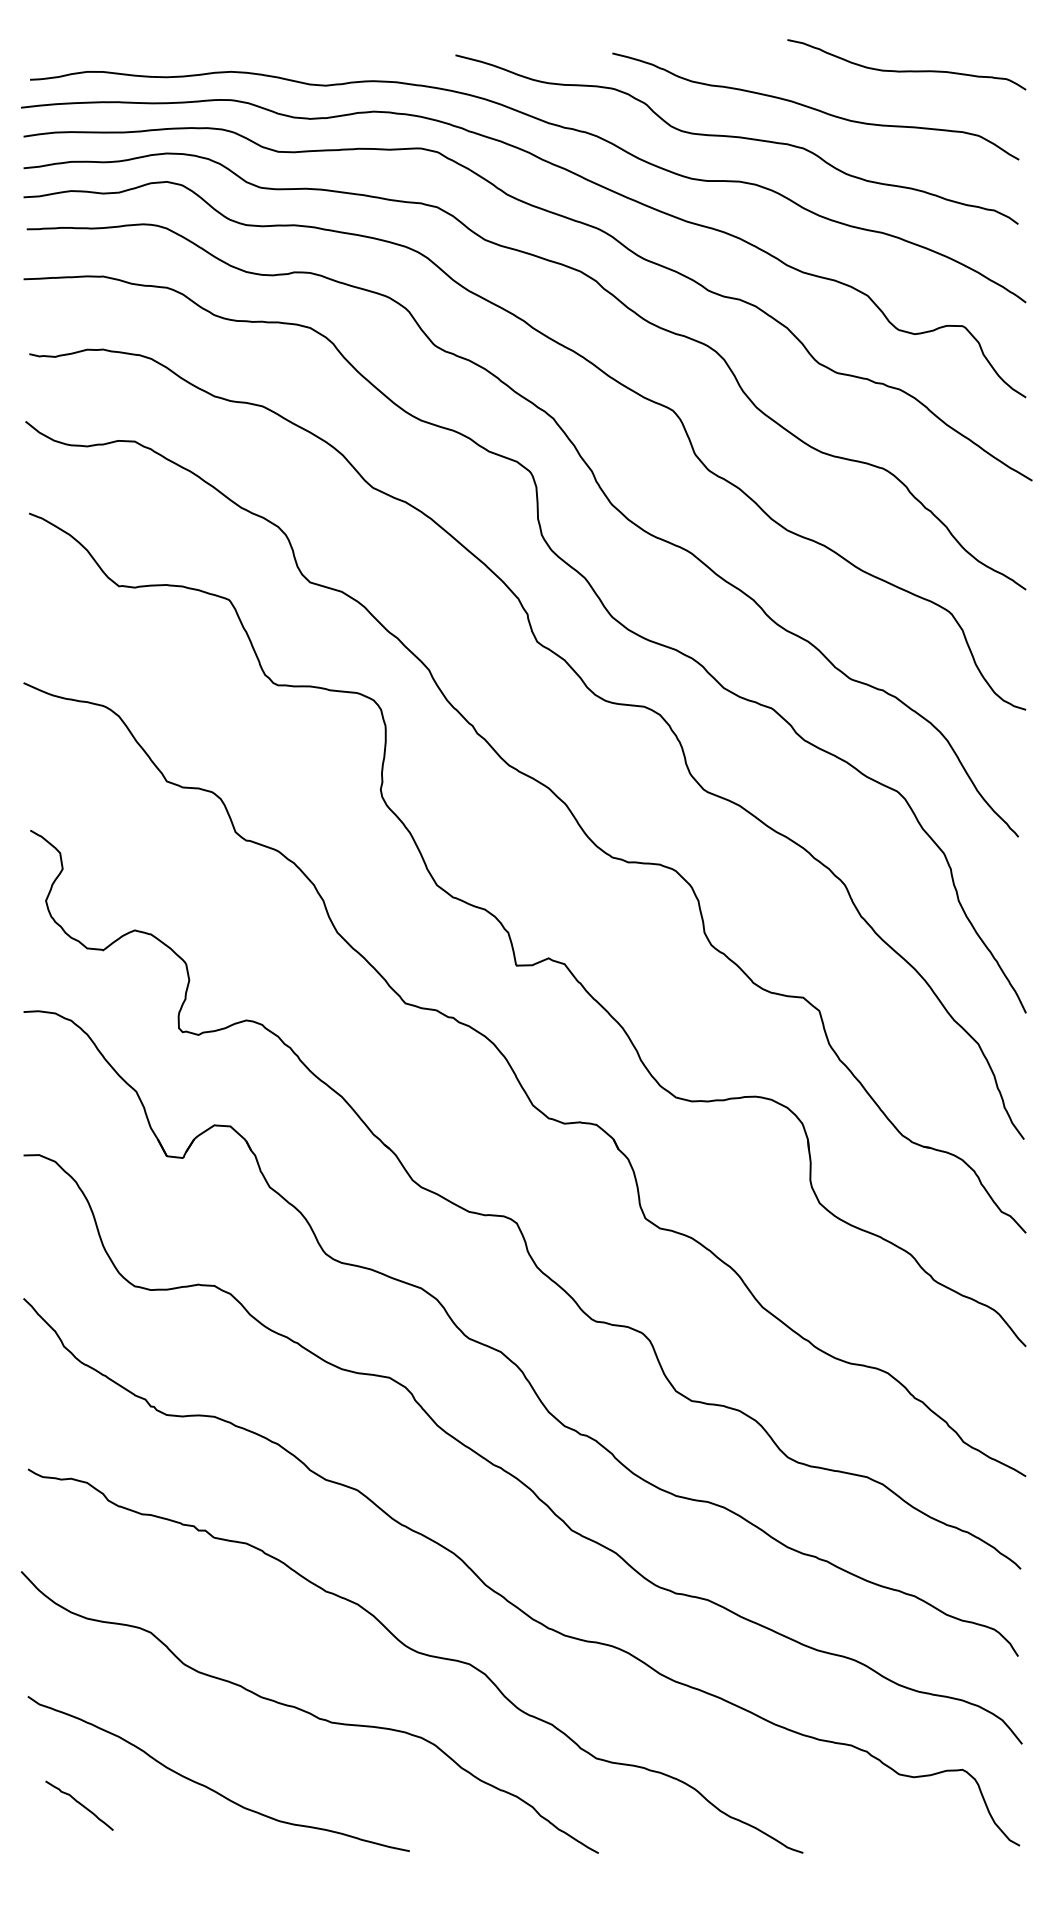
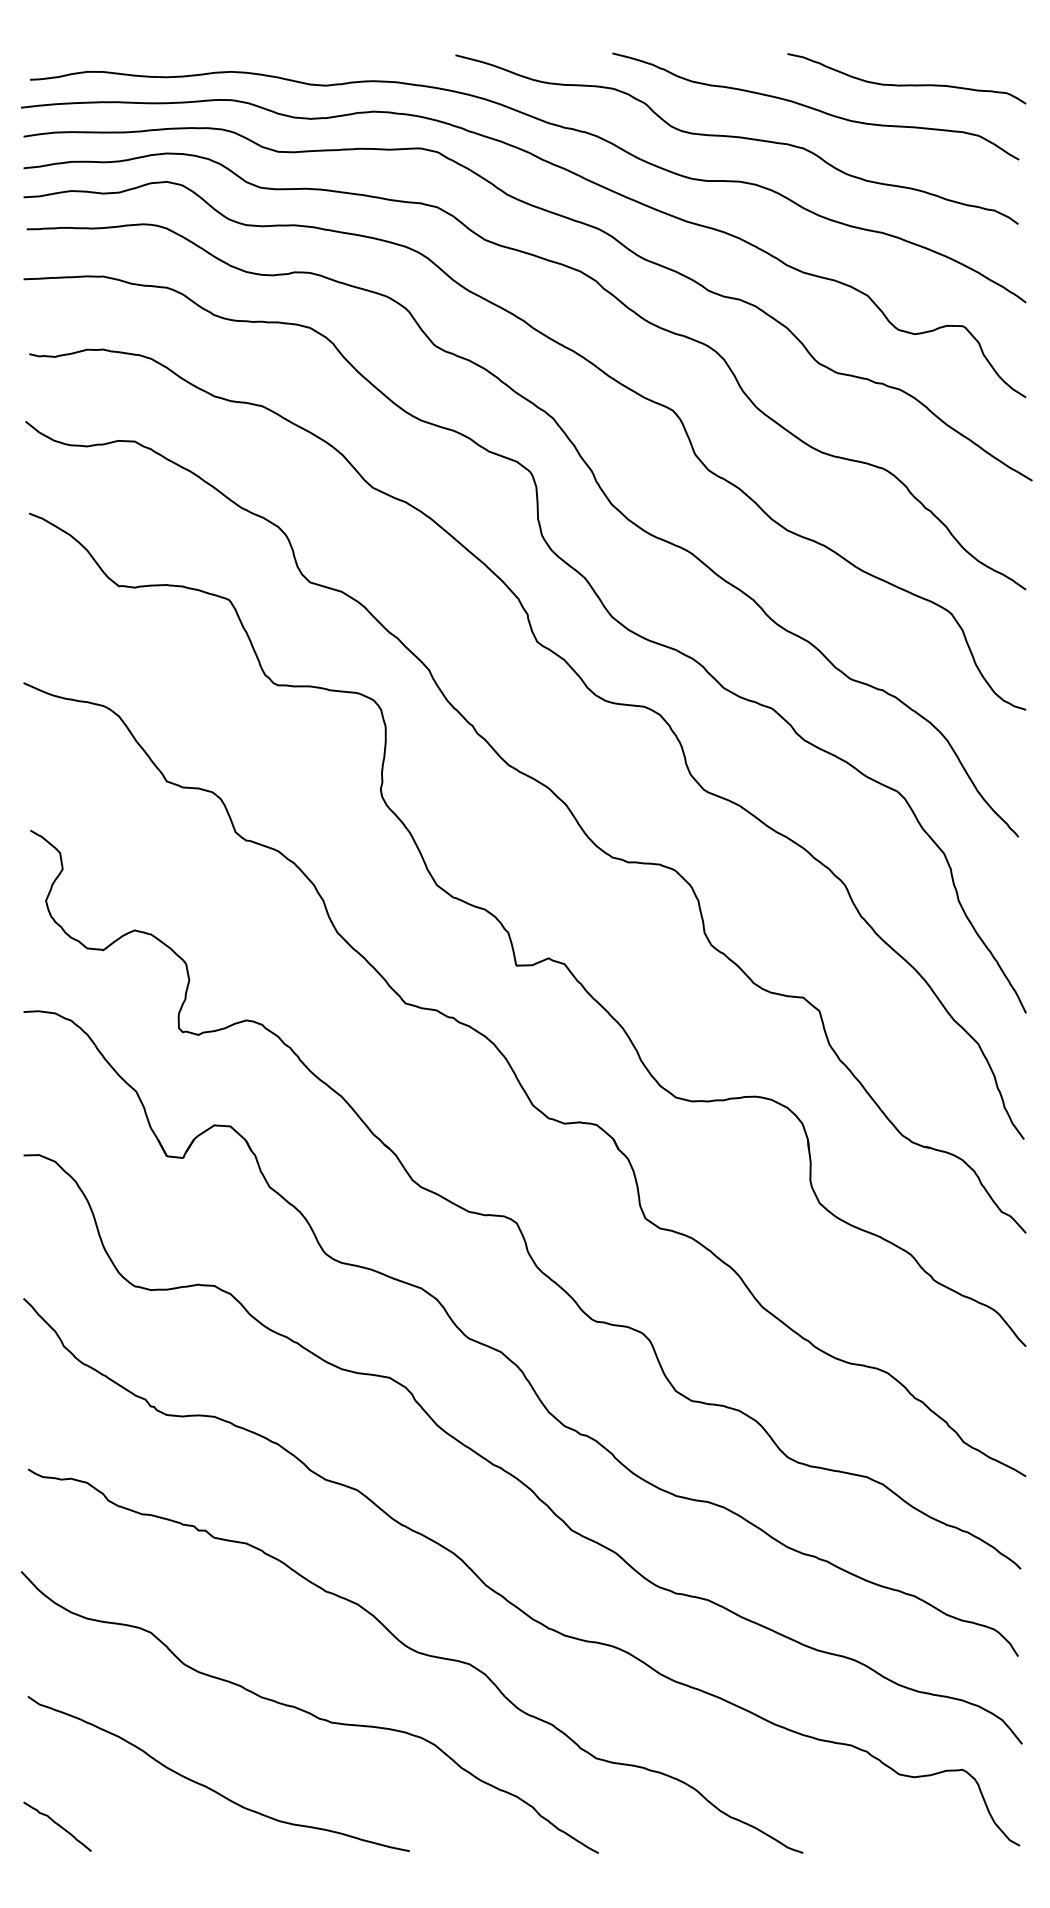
curve position: (906, 70) -> (906, 84) (906, 84)
curve position: (79, 1804) -> (57, 1825) (57, 1825)
